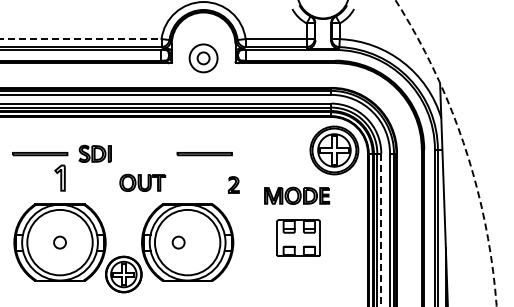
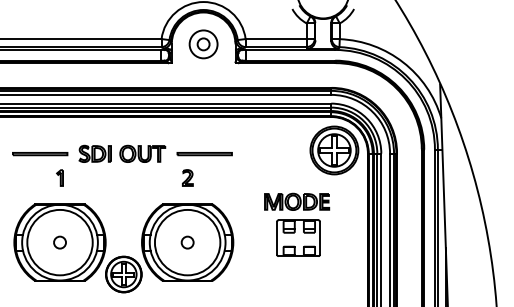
line: dashed -> solid (81, 39)
part position: (203, 58) -> (203, 44) (203, 44)
circle: dashed -> solid (445, 153)
part size: 12x28 px -> 8x18 px (59, 177)
part position: (142, 182) -> (142, 153) (142, 153)
part position: (233, 184) -> (187, 177) (187, 177)
part position: (297, 195) -> (297, 201) (297, 201)
line: dashed -> solid (381, 230)
circle position: (178, 242) -> (187, 242) (187, 242)
